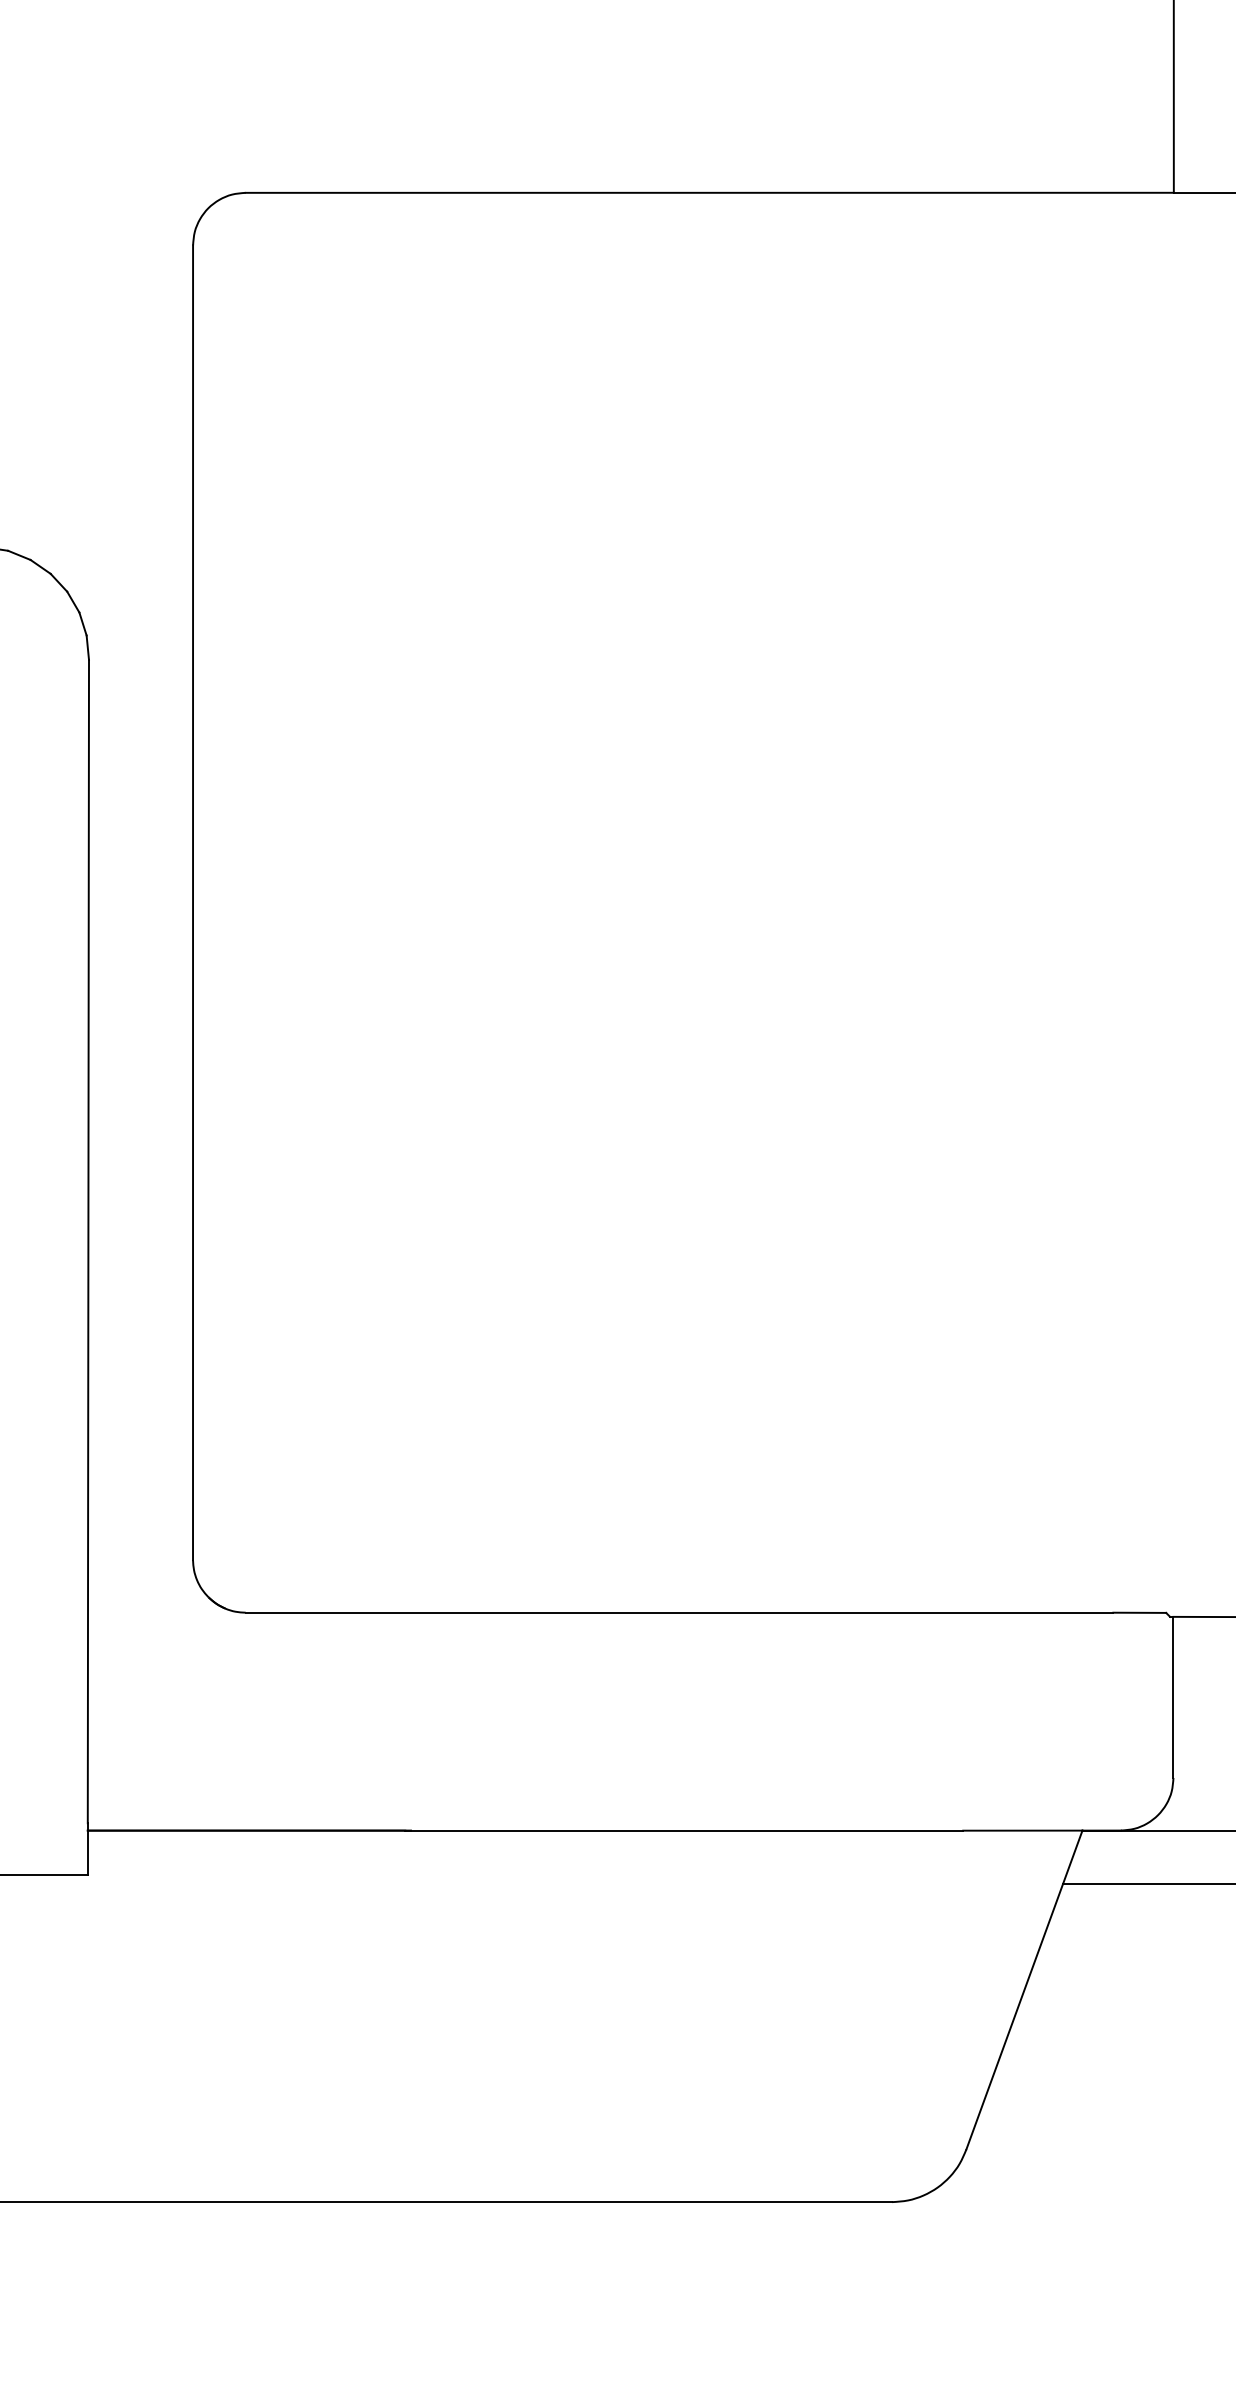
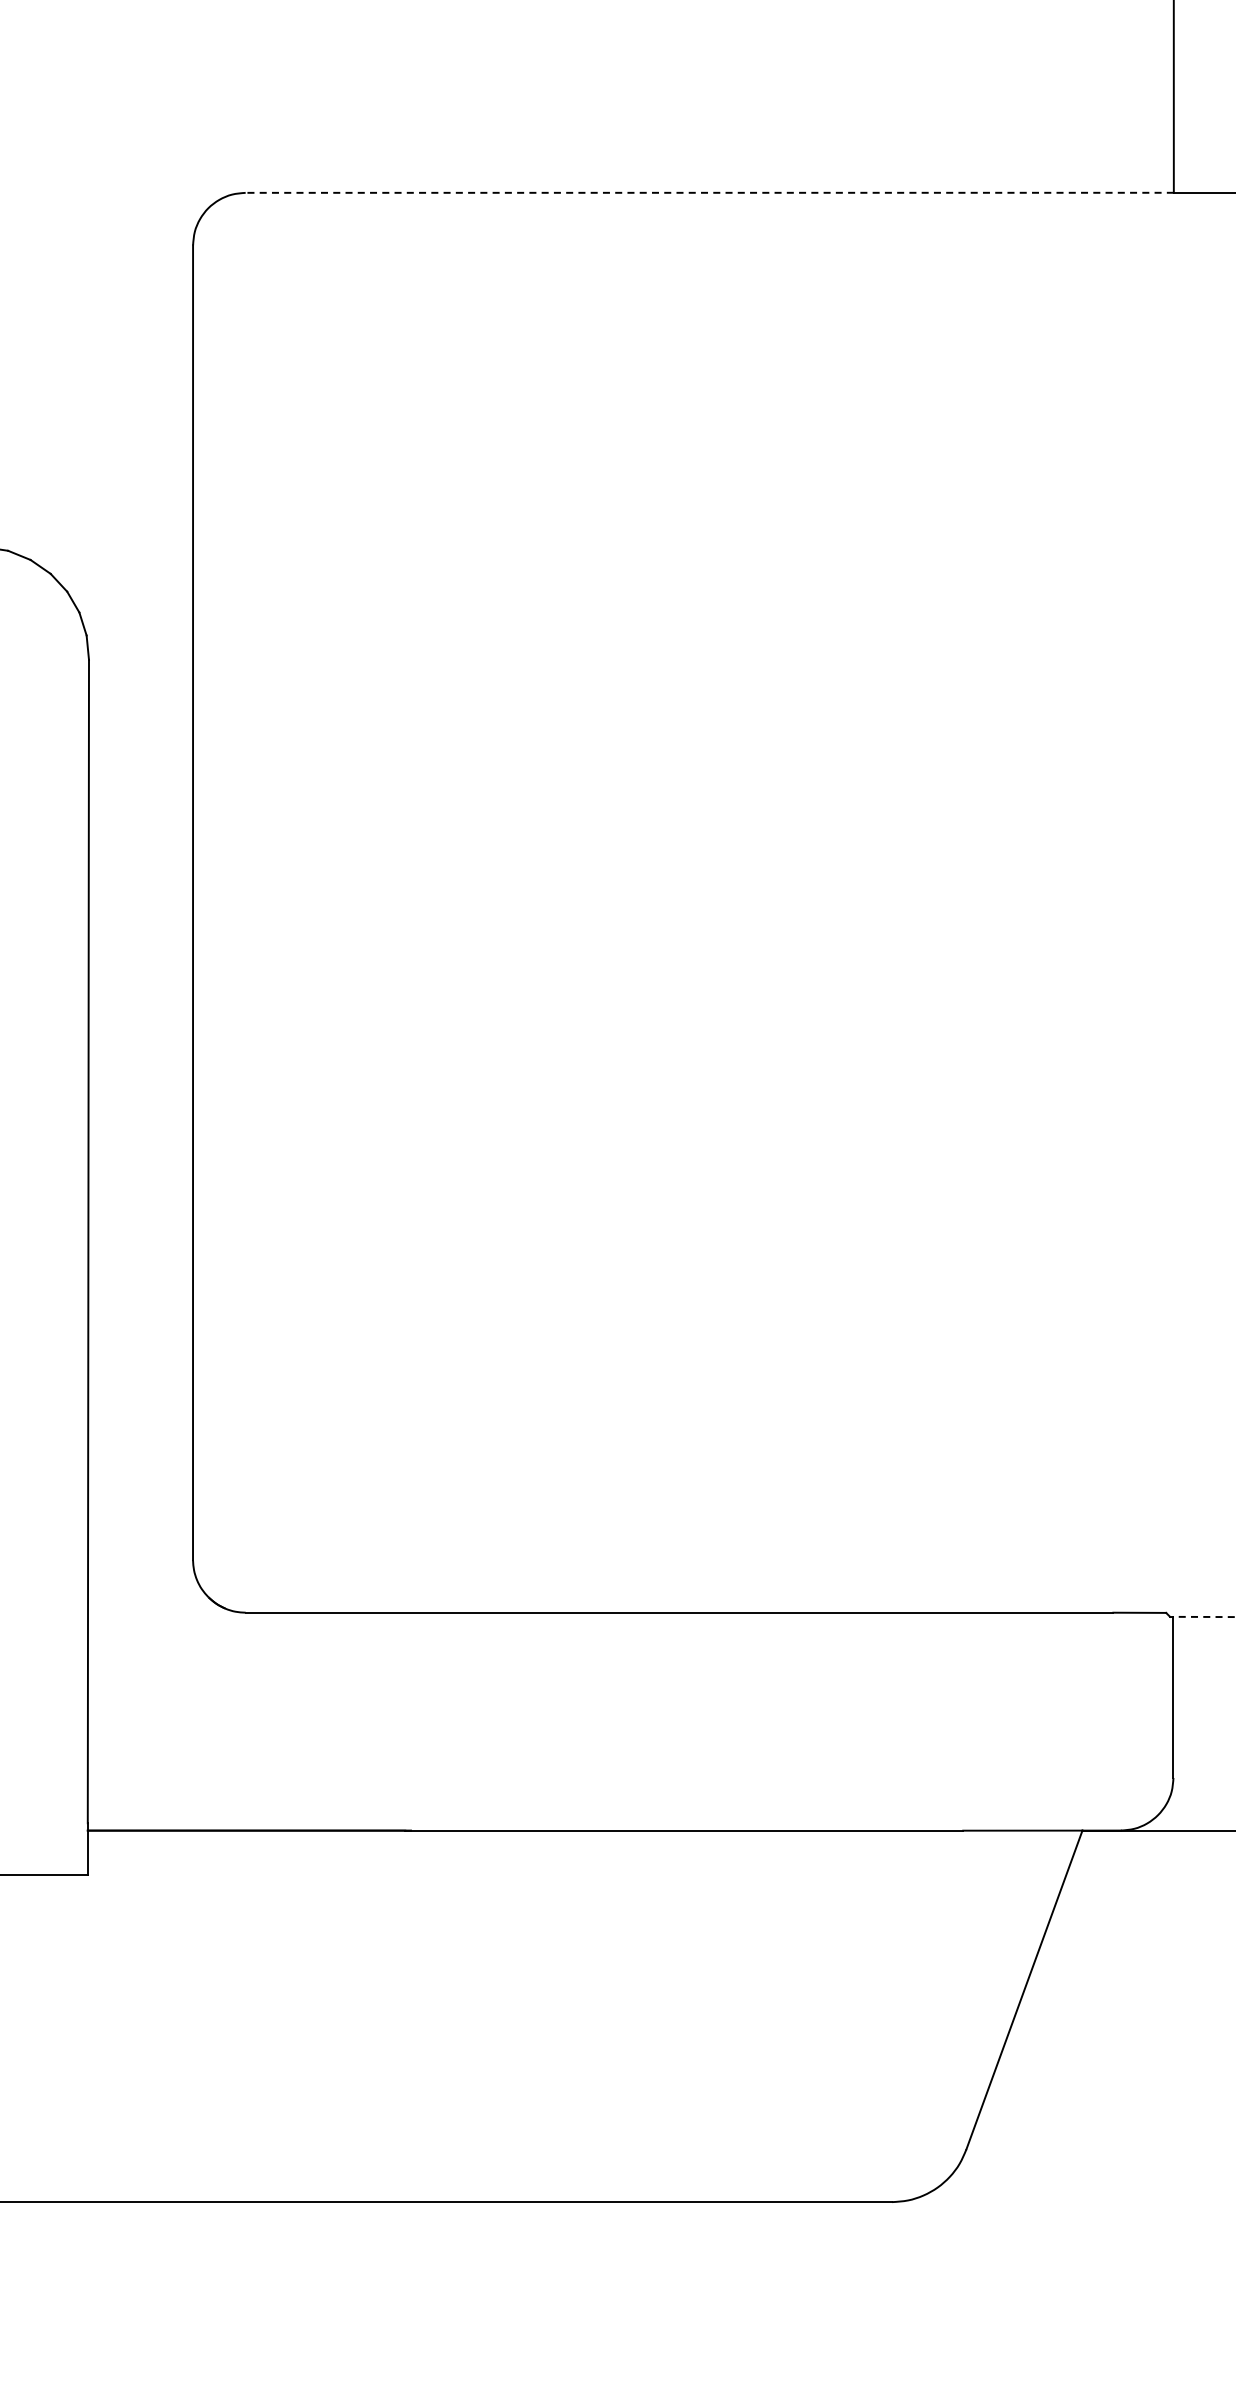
line: solid -> dashed (709, 192)
line: solid -> dashed (1204, 1616)
line: present -> none (1147, 1883)
